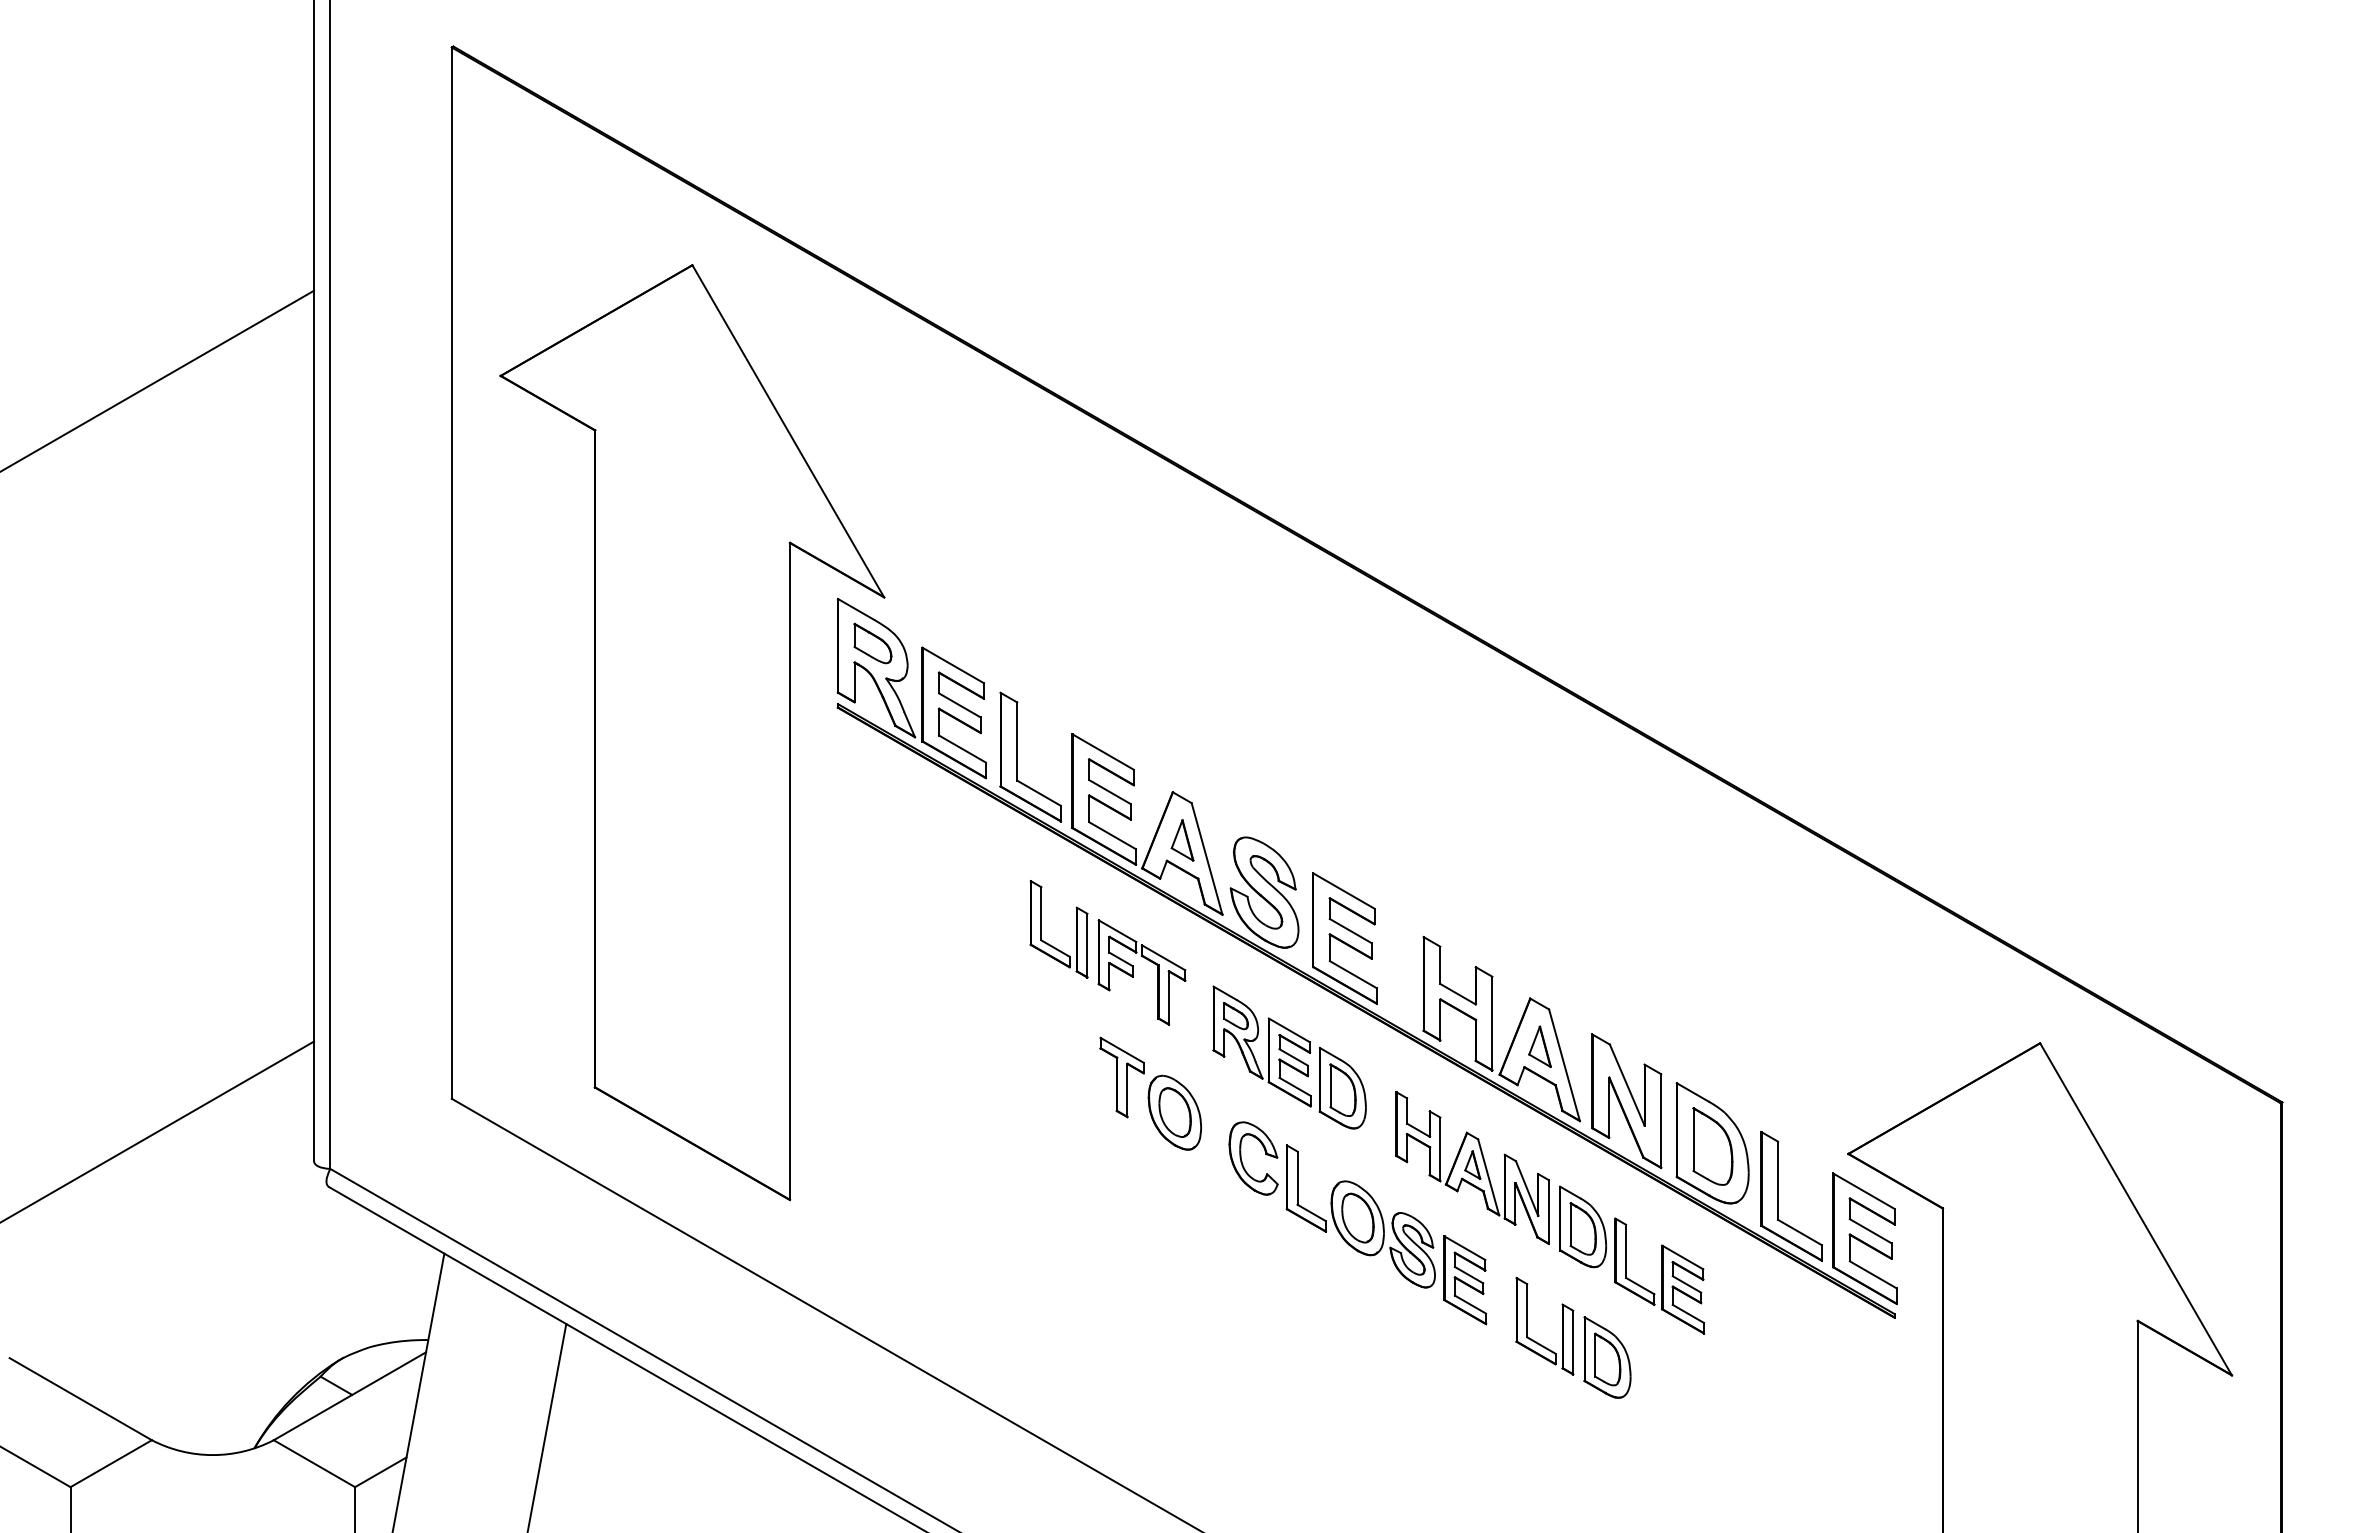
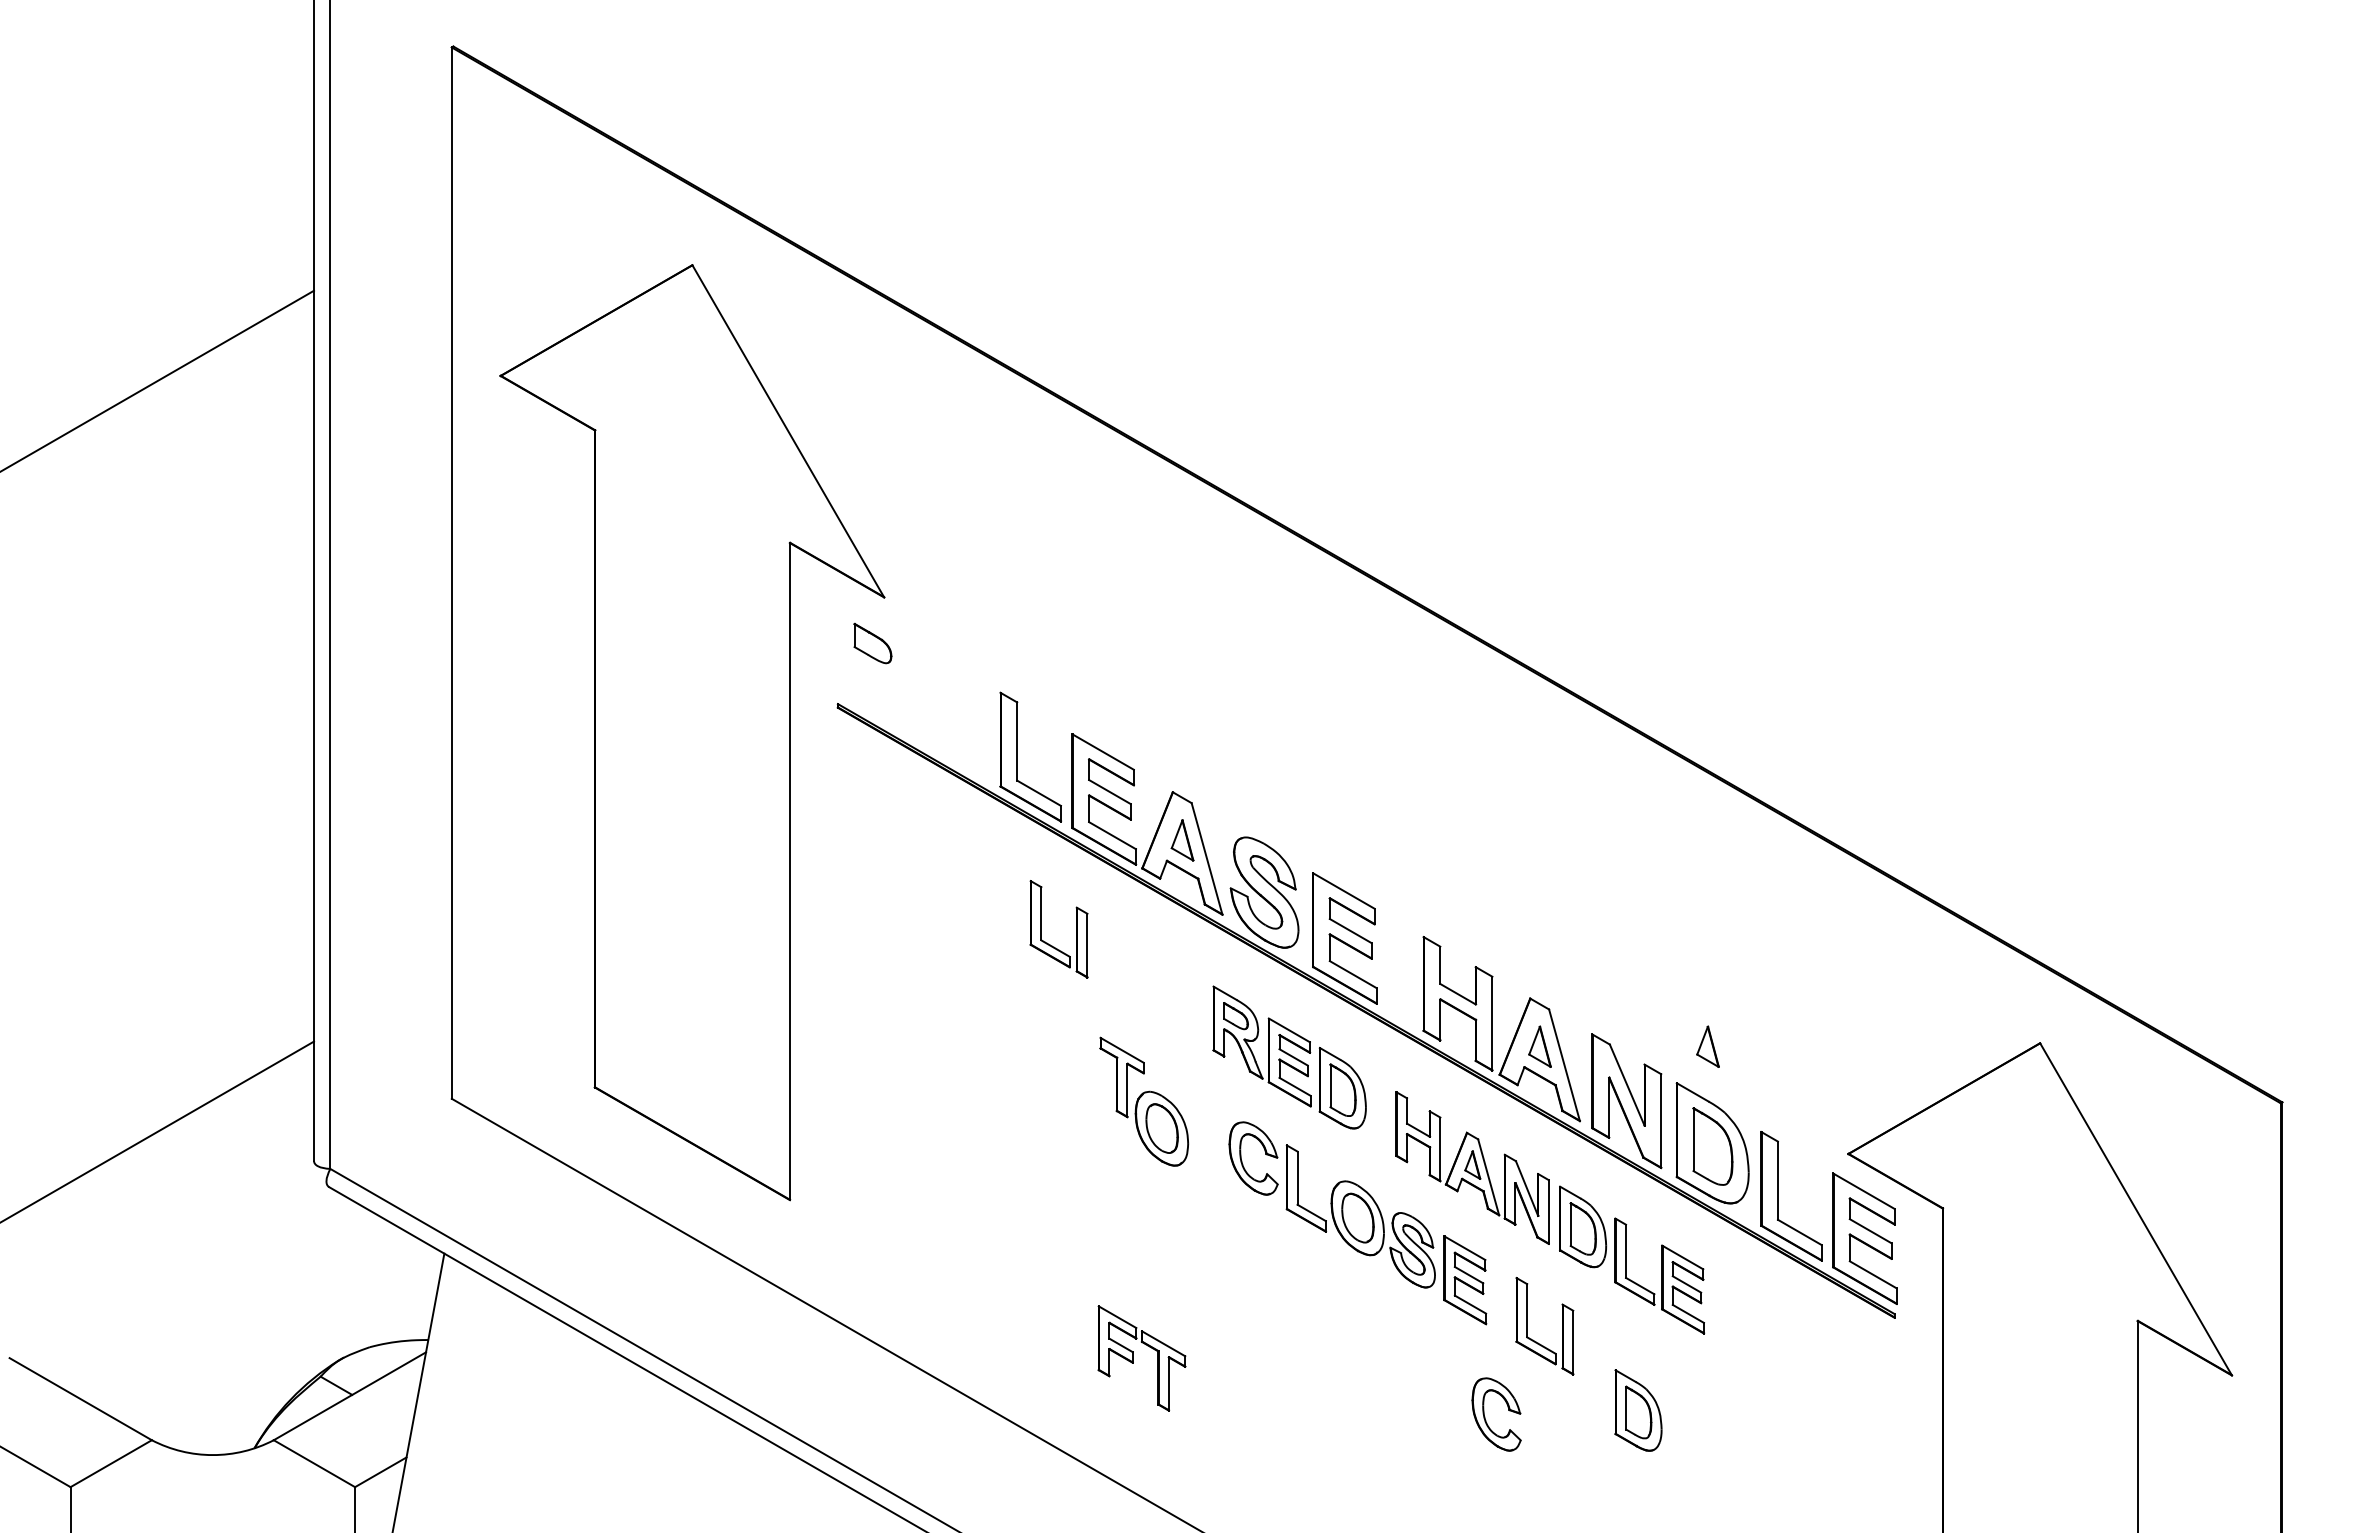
part: present -> none (921, 688)
part position: (1133, 972) -> (1133, 1358) (1133, 1358)
part: none -> present (1707, 1046)
part position: (1174, 1112) -> (1161, 1128) (1161, 1128)
part position: (1607, 1357) -> (1638, 1410) (1638, 1410)
part: none -> present (1485, 1416)
line: present -> none (547, 1426)
